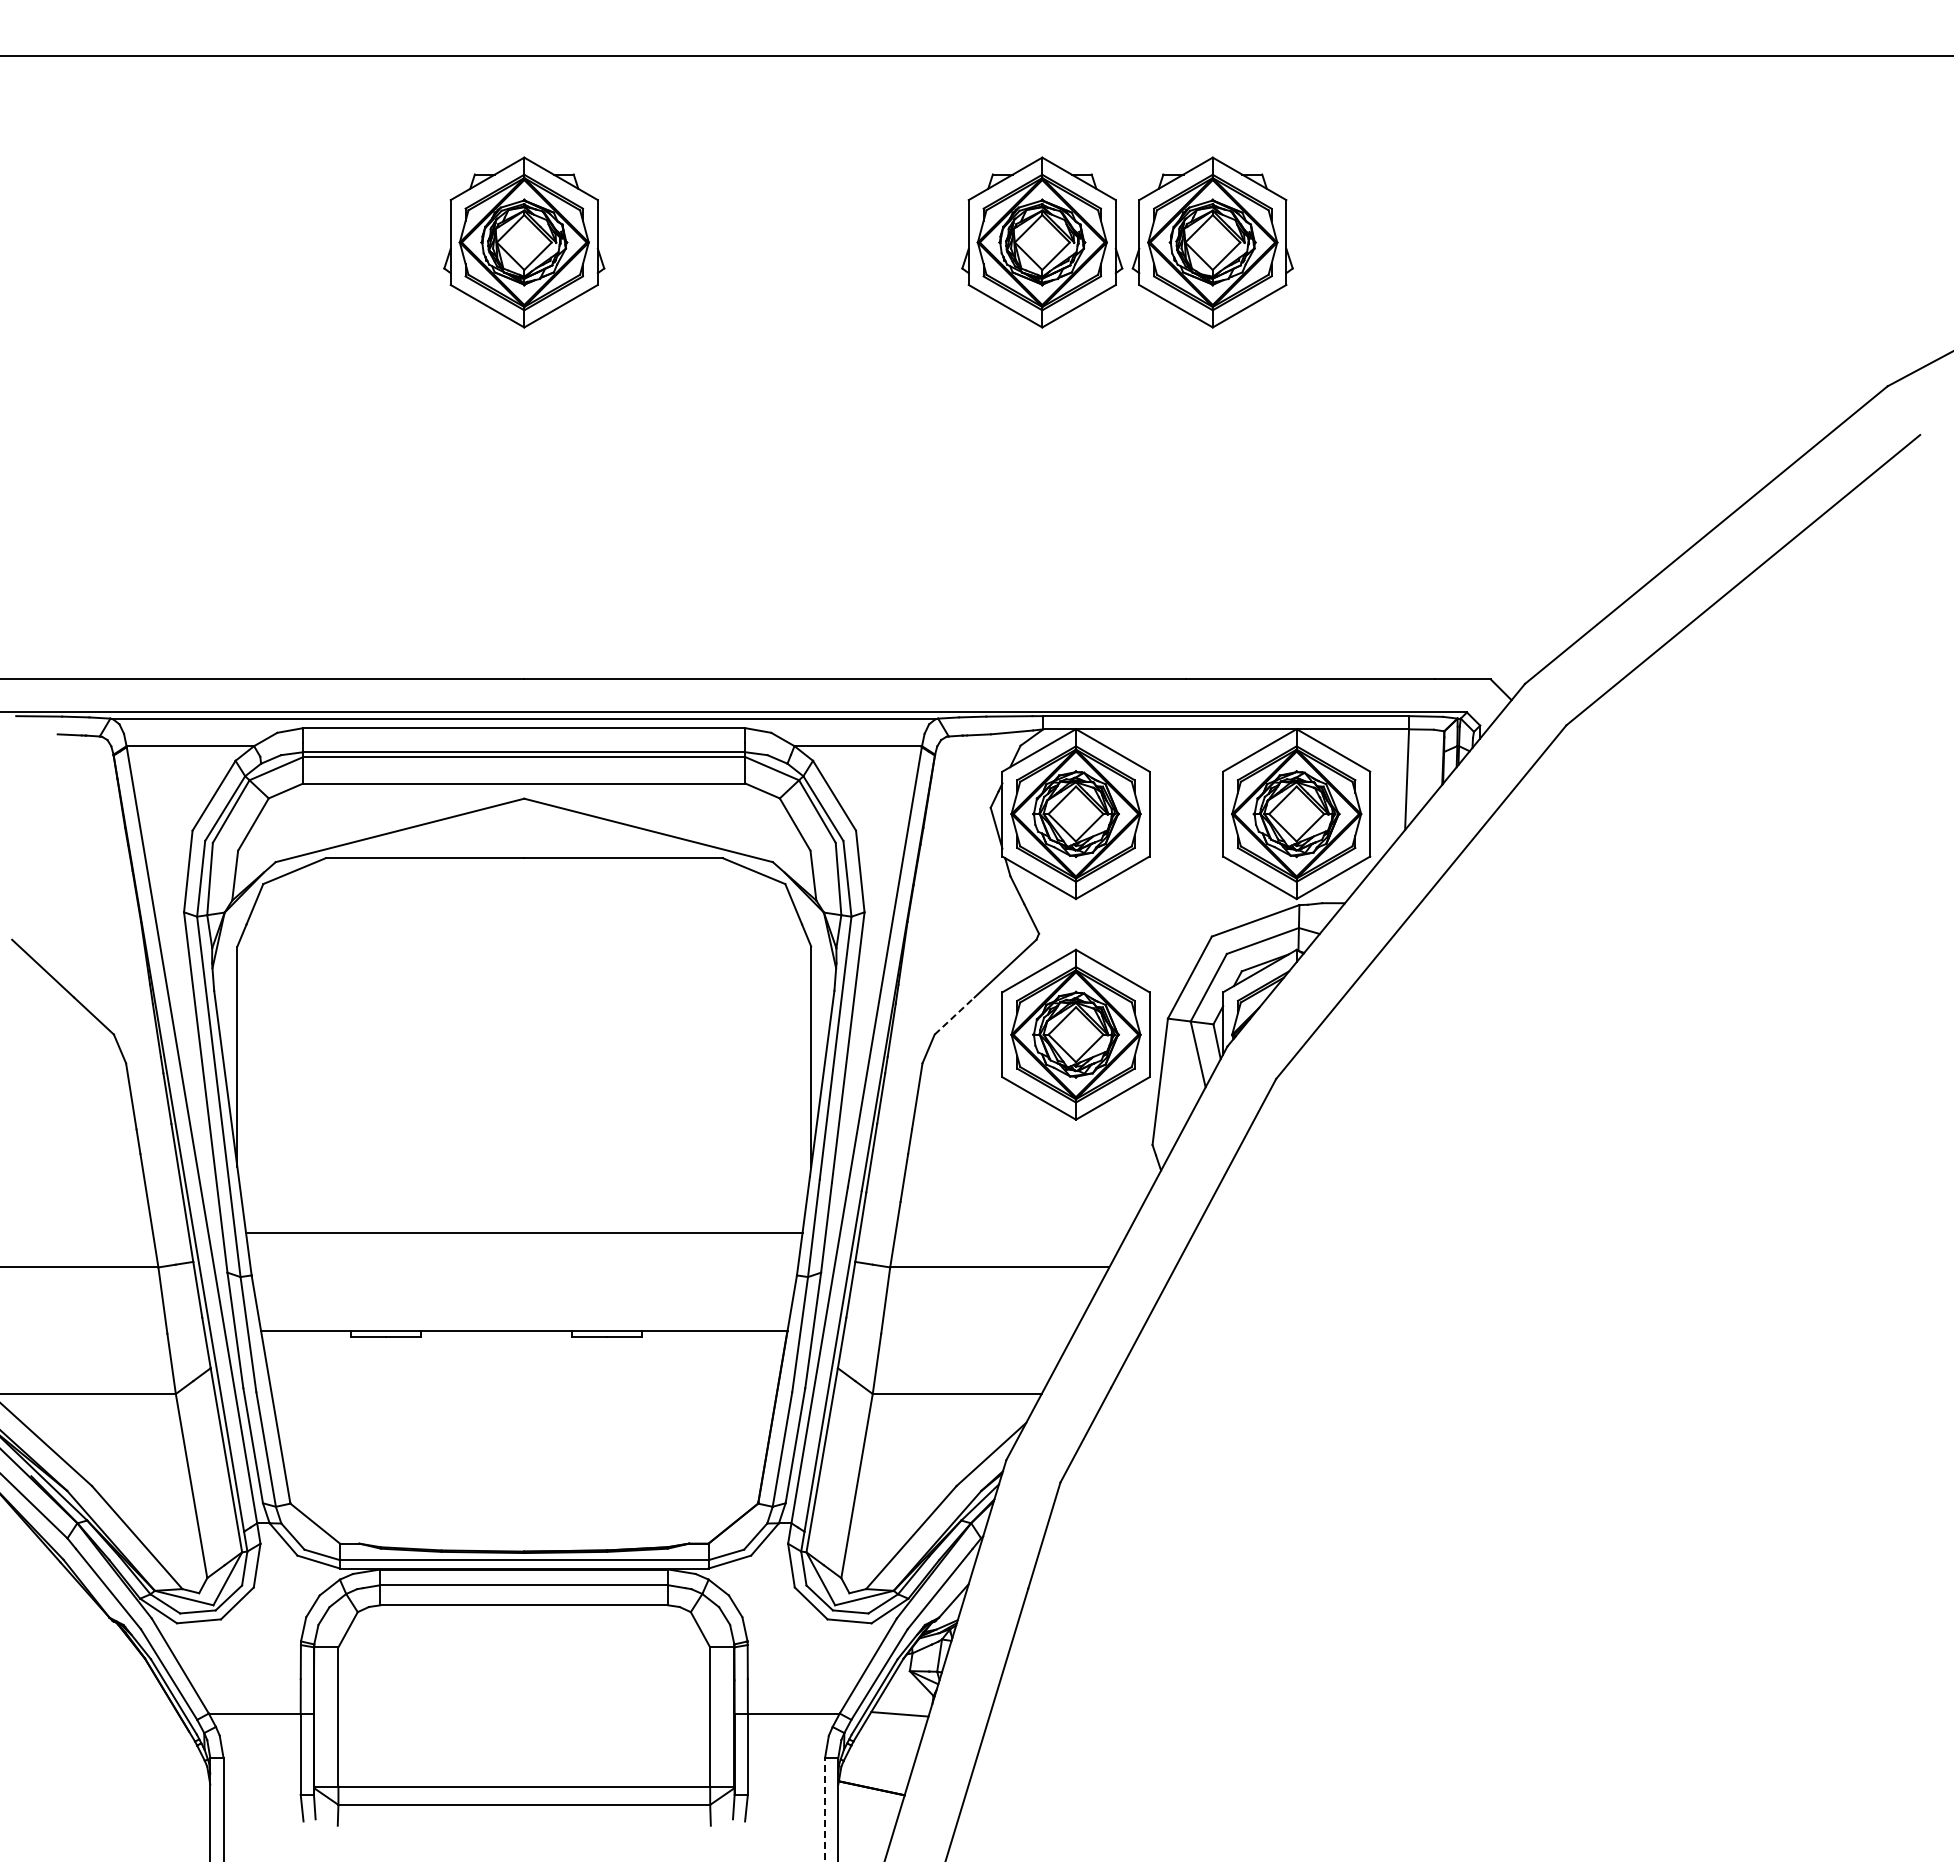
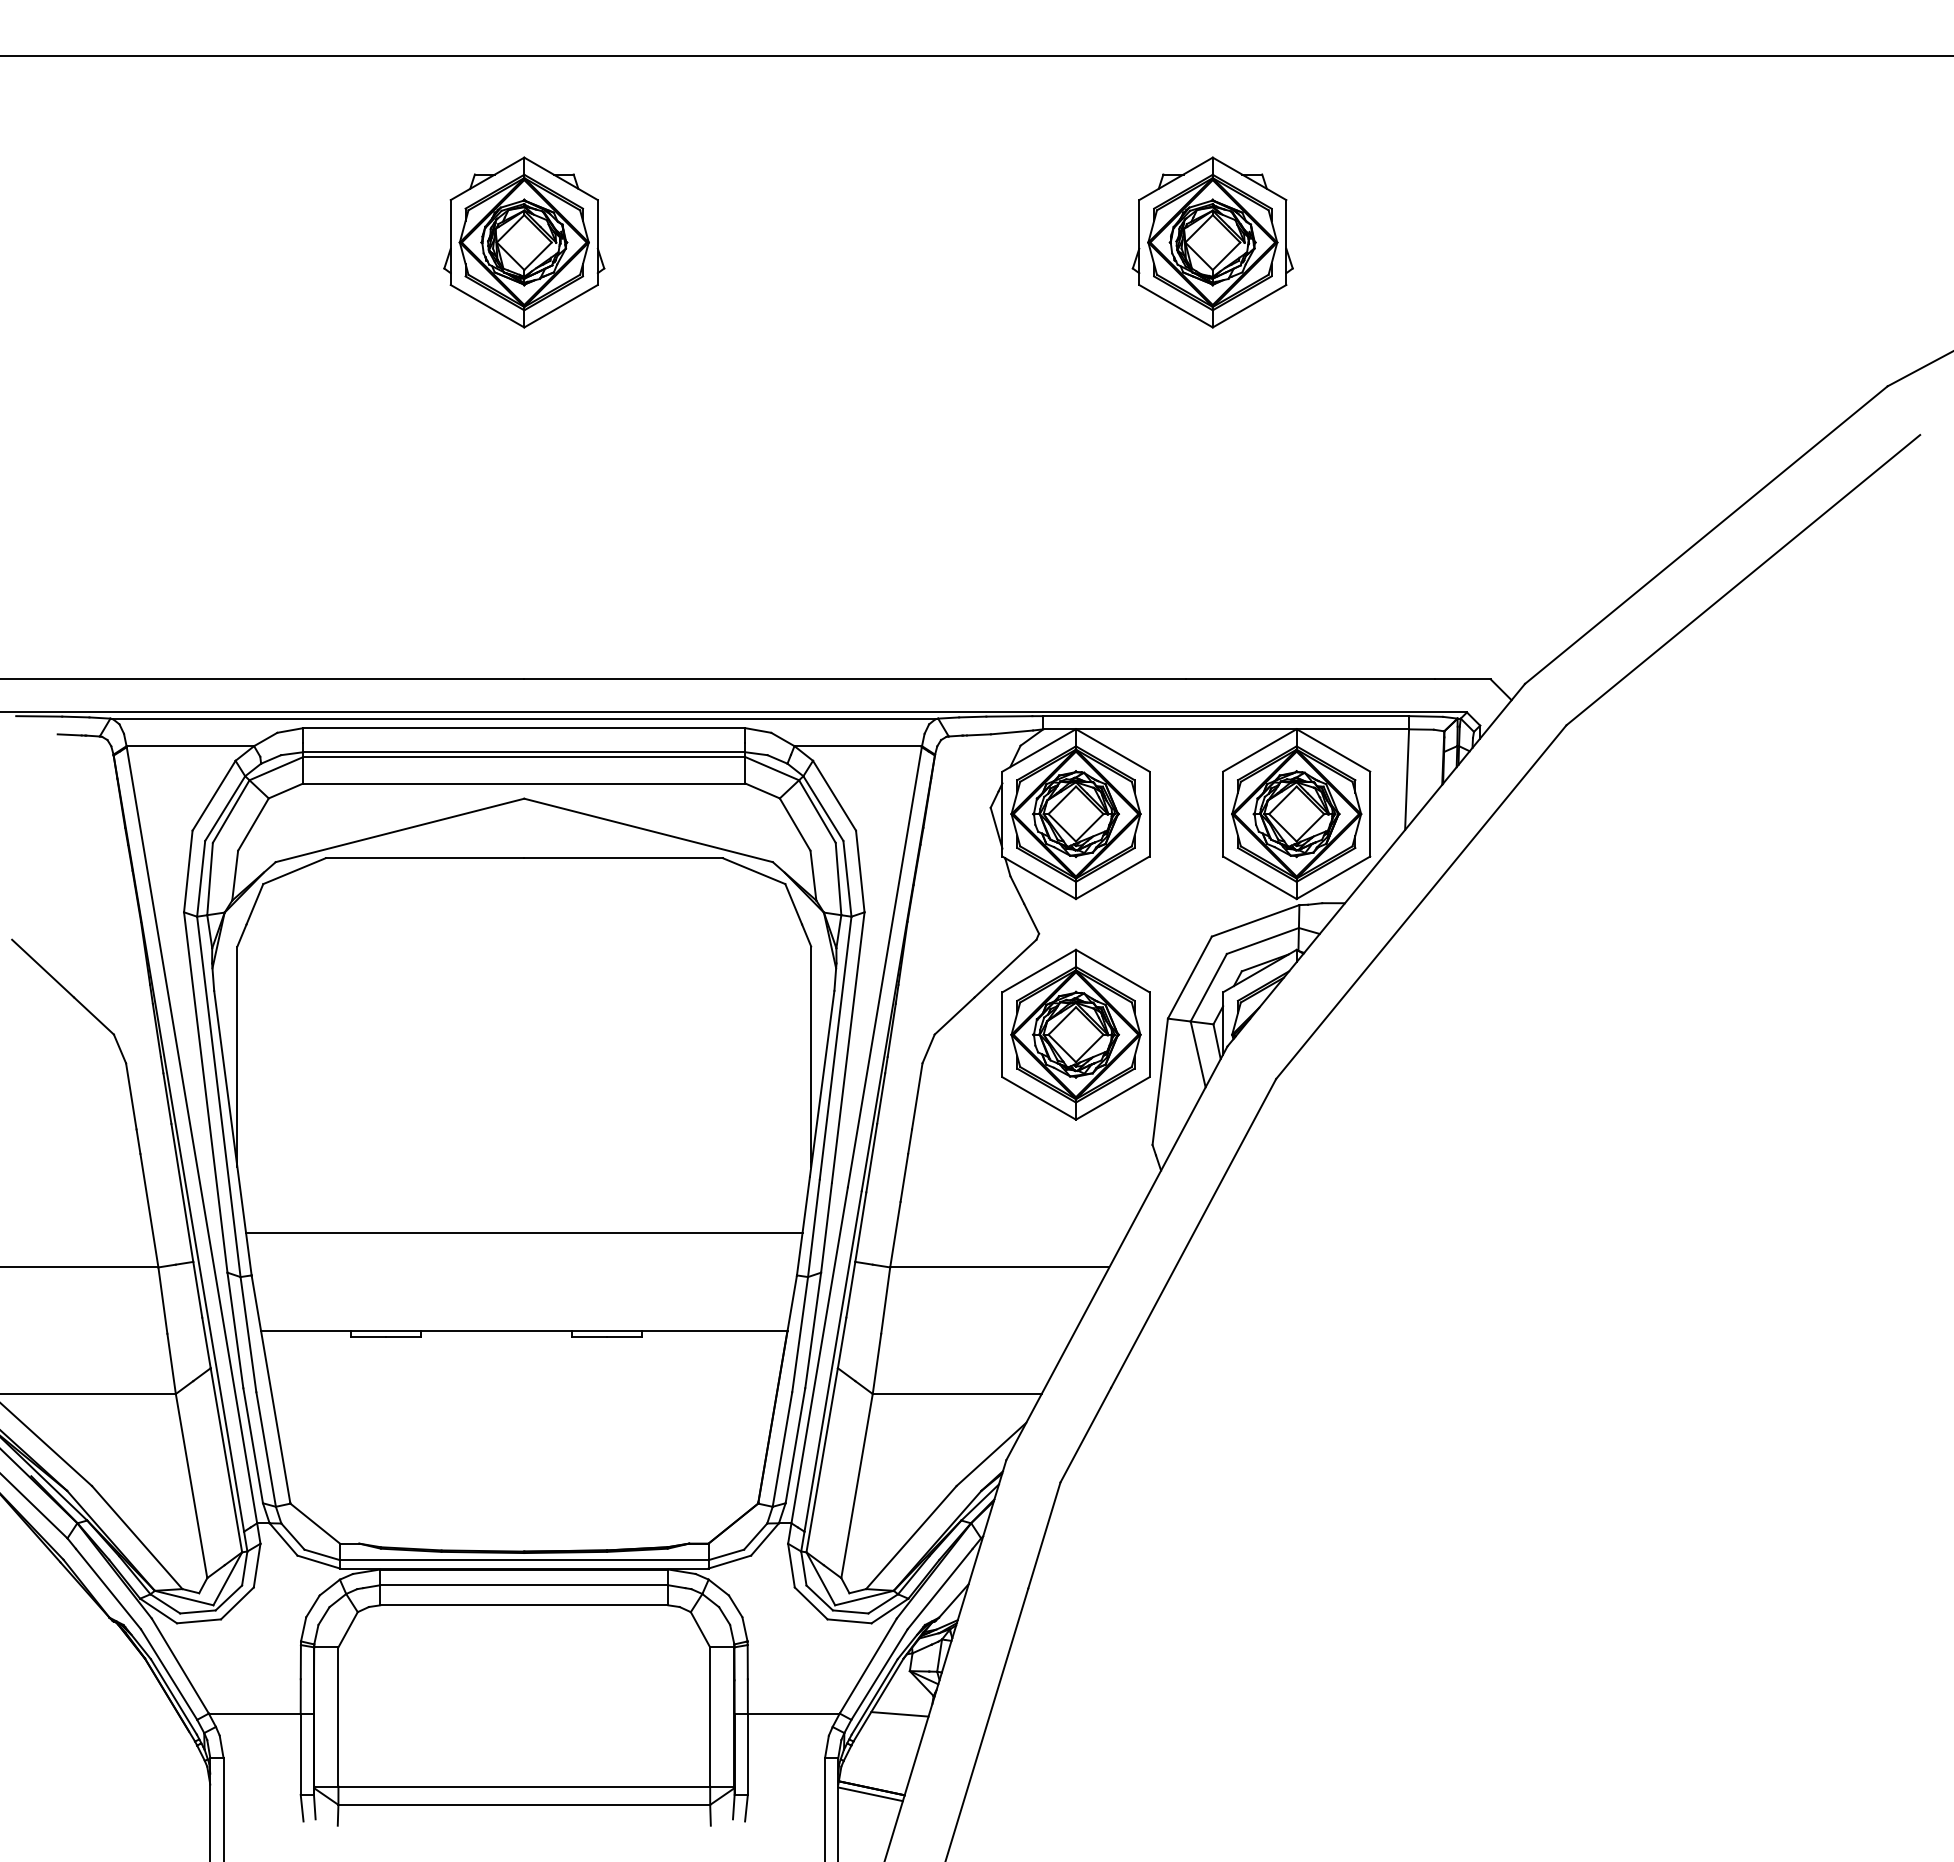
part: present -> none (1042, 242)
line: dashed -> solid (954, 1015)
line: none -> present (870, 1794)
line: dashed -> solid (825, 1809)
